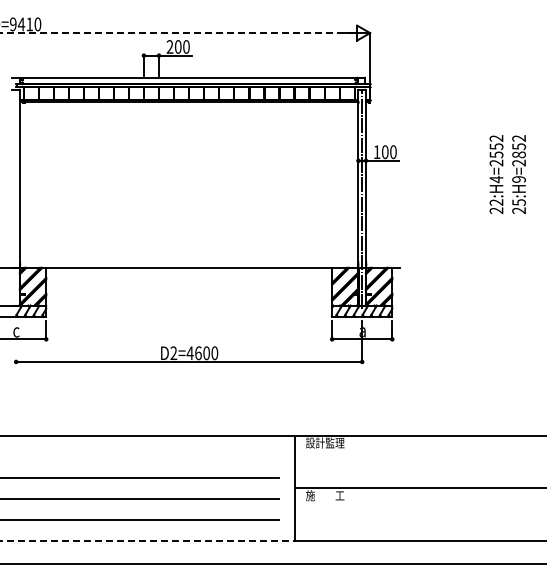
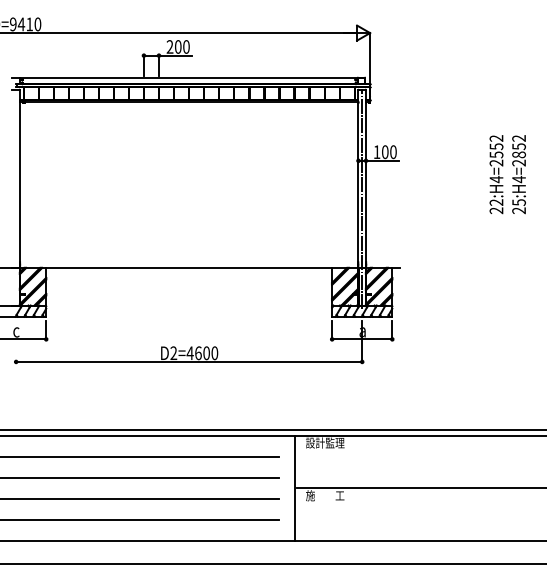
line: dashed -> solid (178, 33)
text: 25:H9=2852 -> 25:H4=2852 (518, 179)
line: none -> present (272, 429)
line: none -> present (140, 456)
line: dashed -> solid (147, 541)
